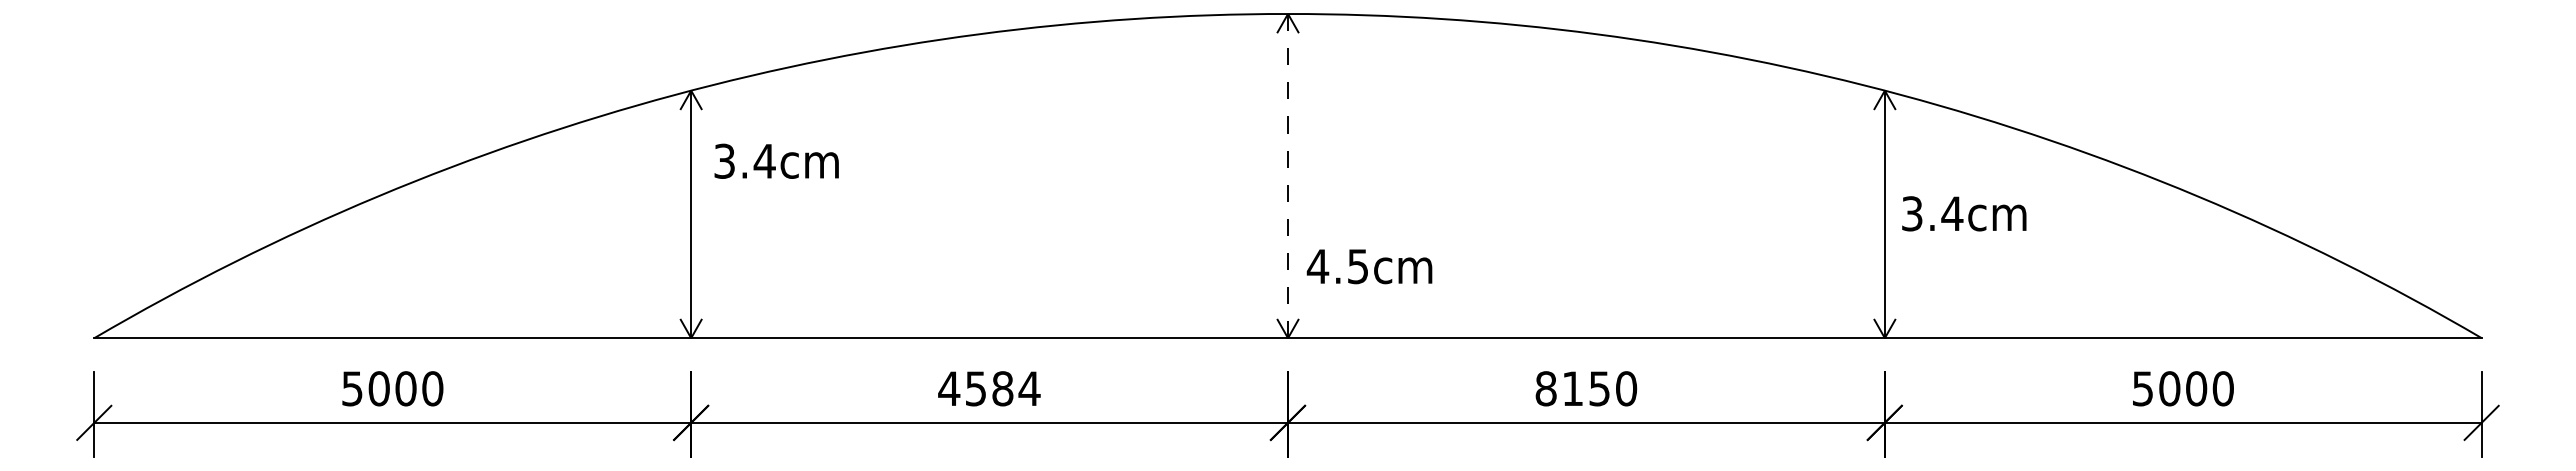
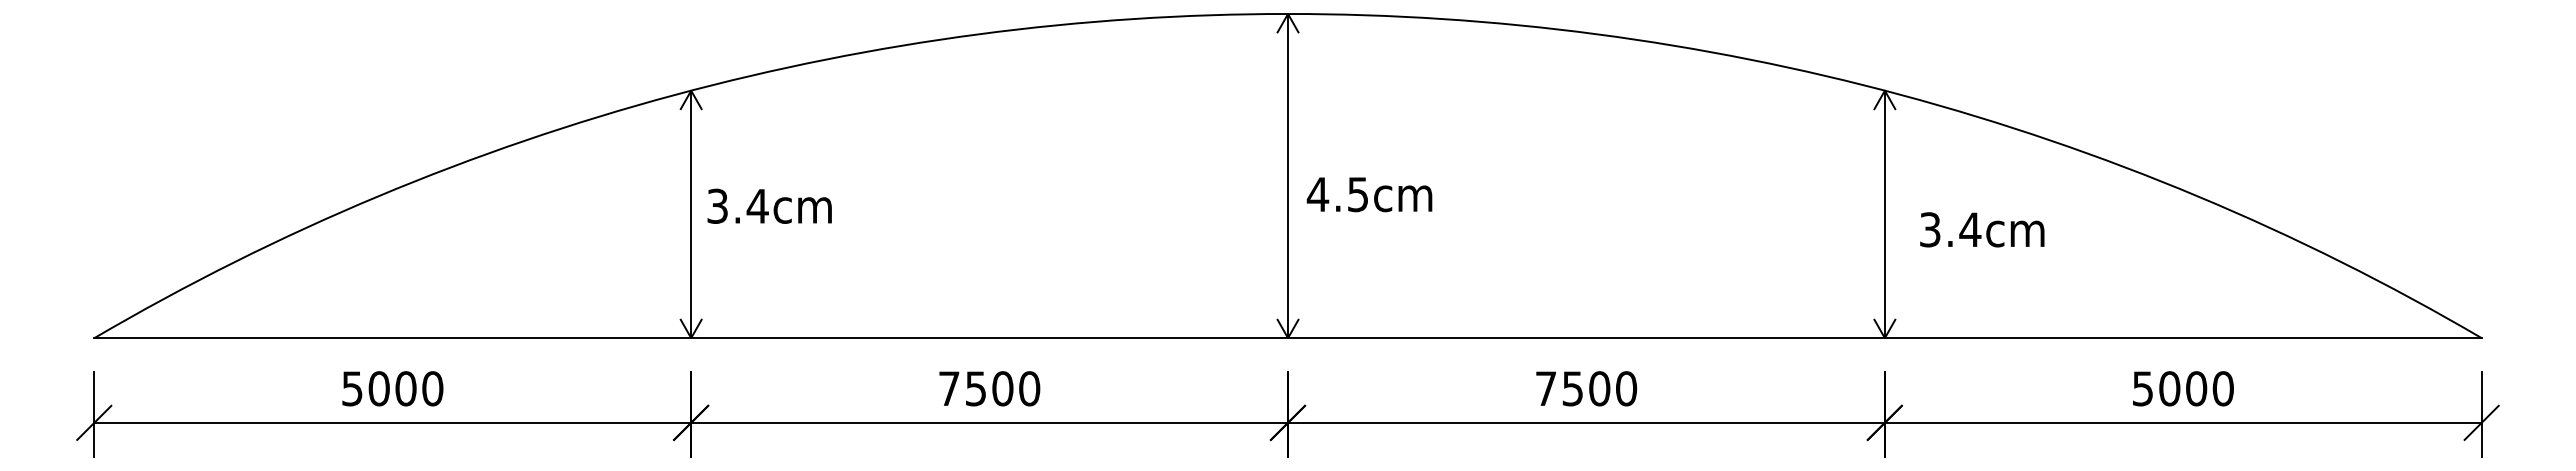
text position: (776, 160) -> (769, 205) (769, 205)
line: dashed -> solid (1288, 175)
text position: (1964, 213) -> (1982, 229) (1982, 229)
text position: (1369, 266) -> (1369, 194) (1369, 194)
text: 4584 -> 7500 (989, 388)
text: 8150 -> 7500 (1572, 388)
